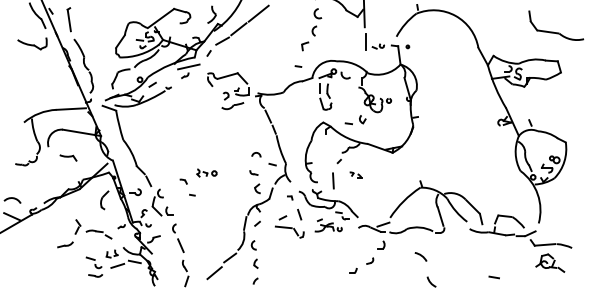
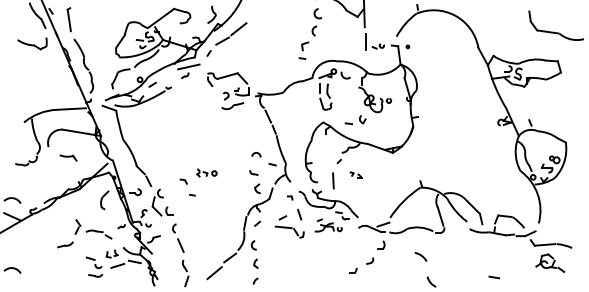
line: present -> none (258, 13)
line position: (298, 66) -> (302, 58) (302, 58)
arc: none -> present (13, 269)
